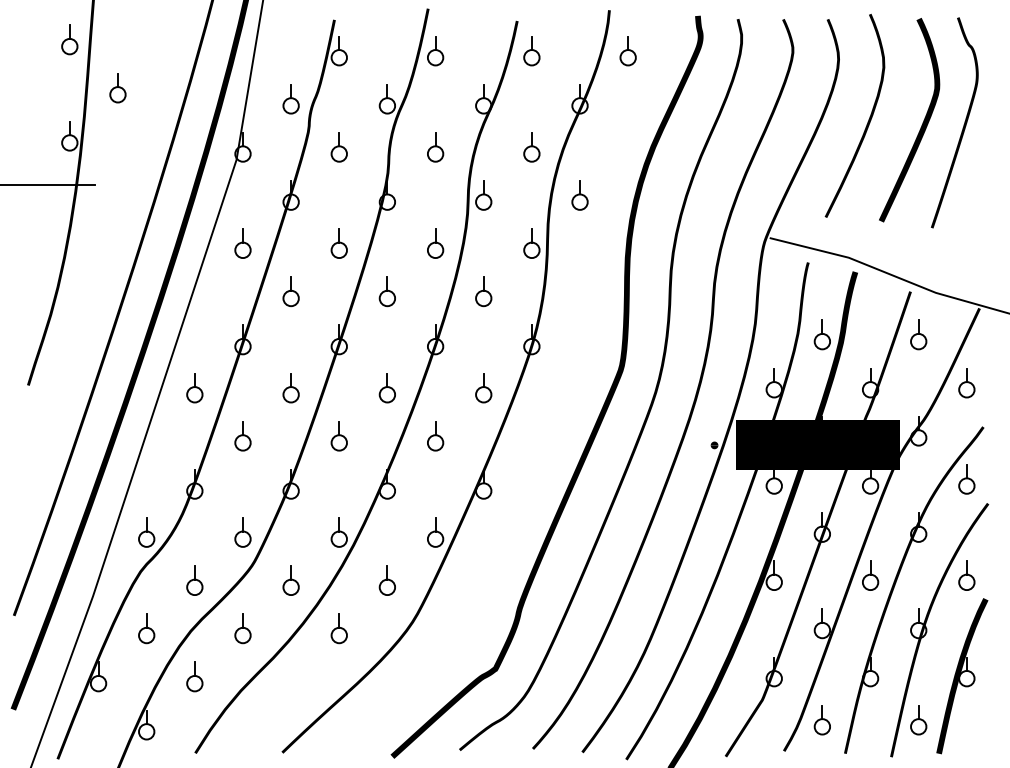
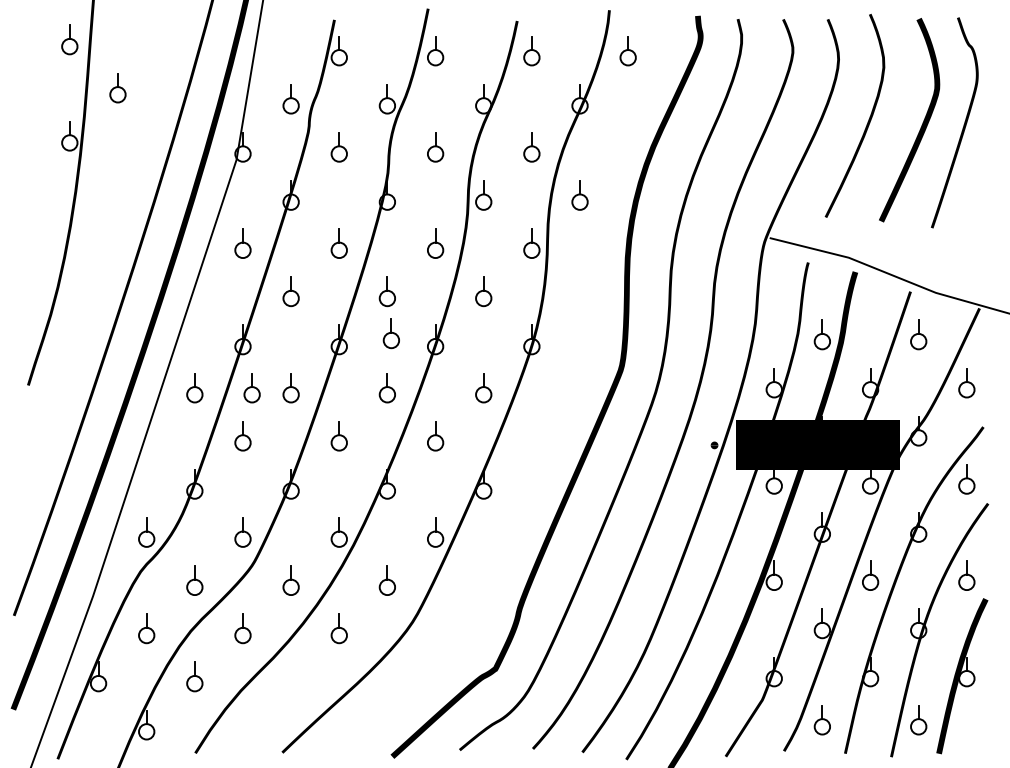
line: present -> none (48, 185)
part: none -> present (390, 333)
part: none -> present (251, 388)
